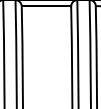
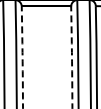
arc: solid -> dashed (22, 57)
arc: solid -> dashed (71, 57)
